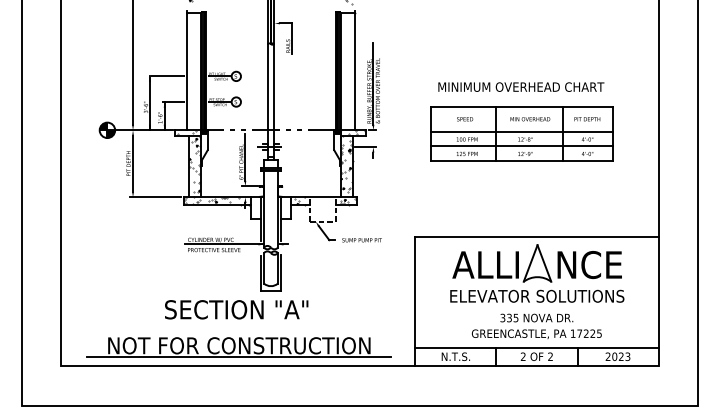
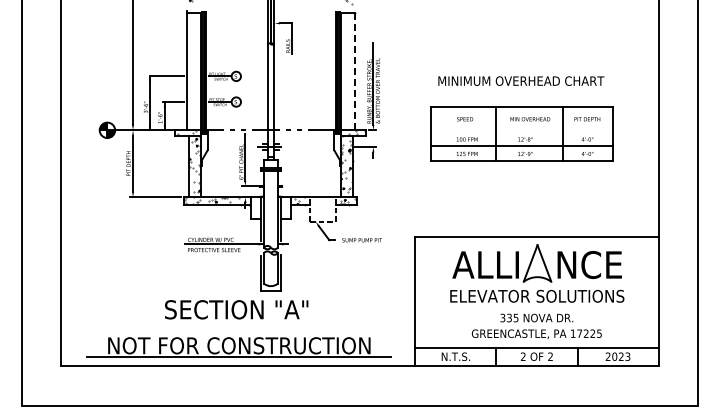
line: solid -> dashed (354, 70)
text position: (521, 86) -> (521, 80) (521, 80)
line: present -> none (521, 131)
